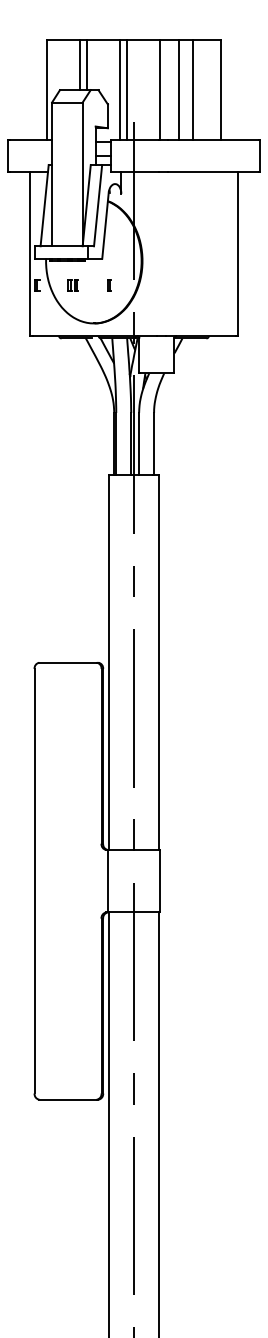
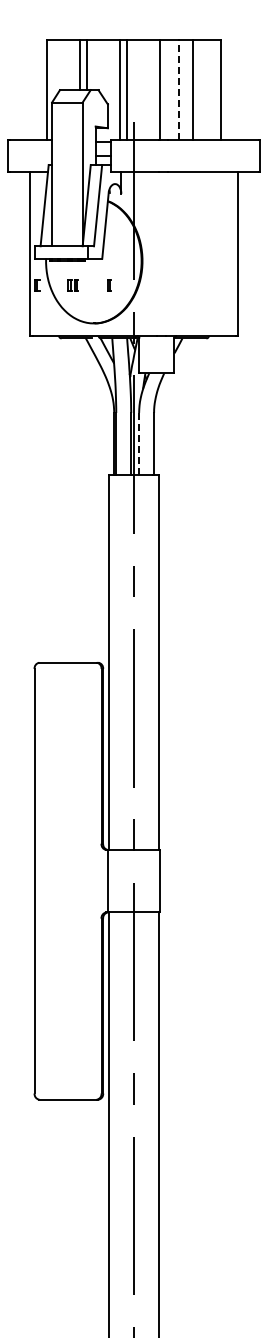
line: solid -> dashed (179, 89)
line: solid -> dashed (139, 444)
